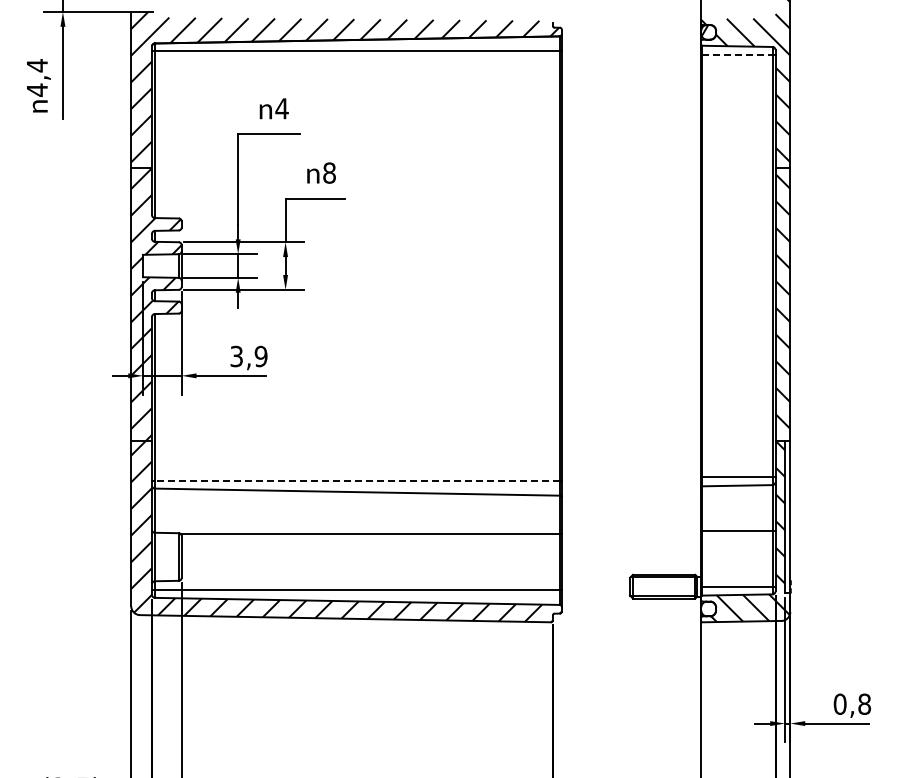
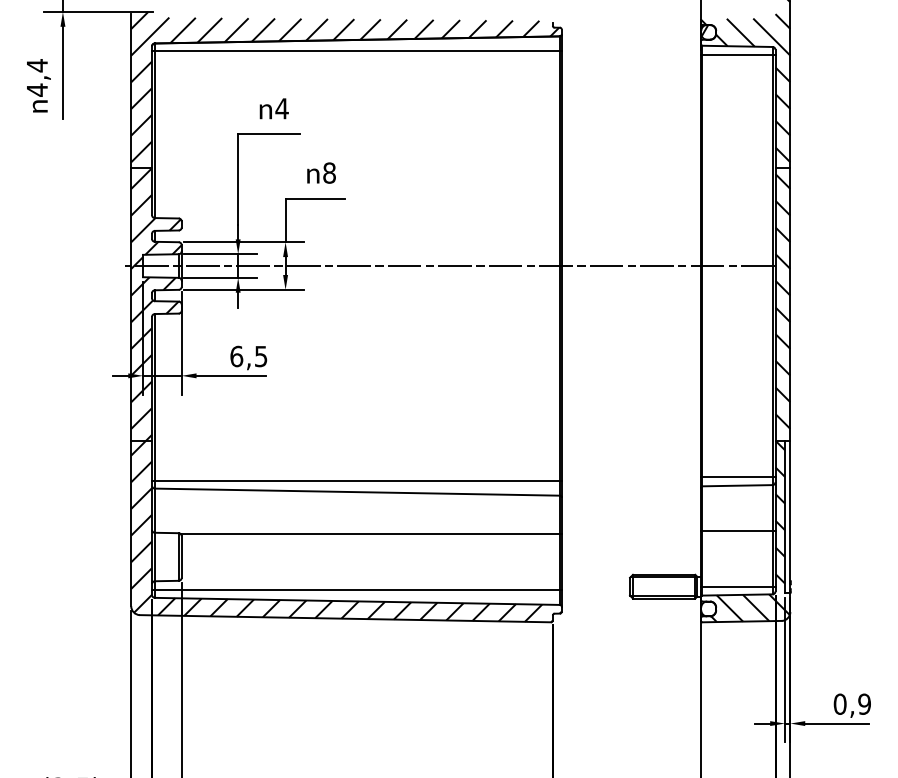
line: dashed -> solid (738, 54)
line: none -> present (449, 266)
text: 3,9 -> 6,5 (248, 356)
line: dashed -> solid (357, 480)
text: 0,8 -> 0,9 (864, 703)
